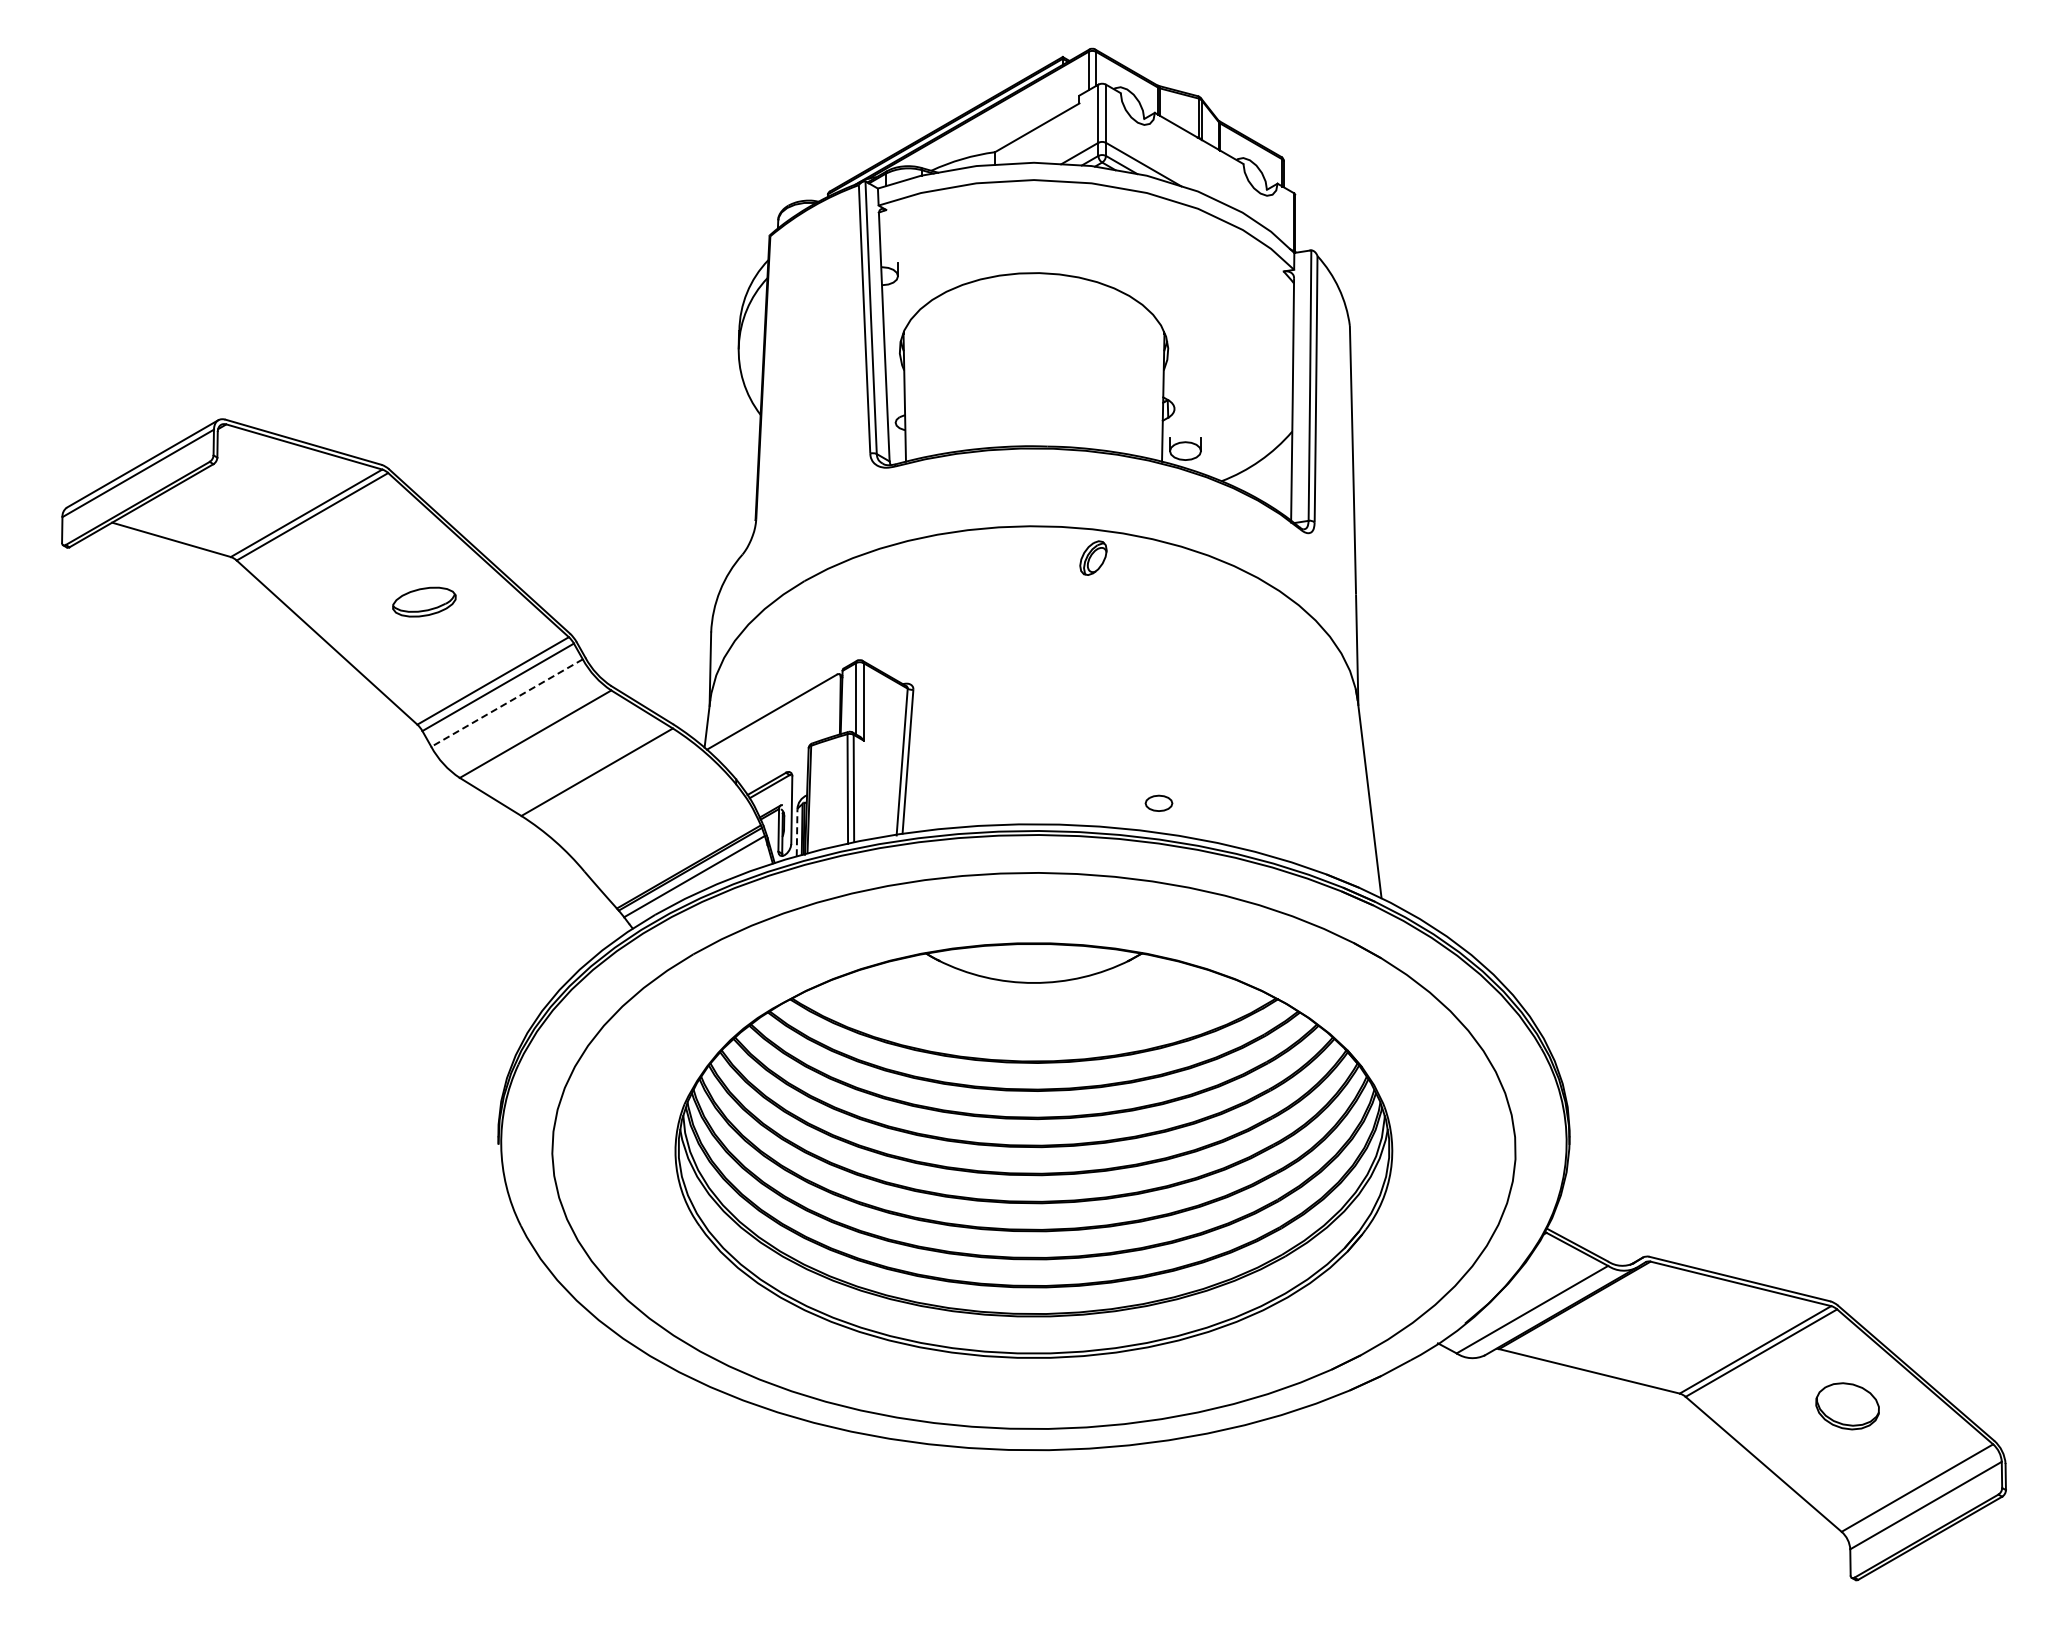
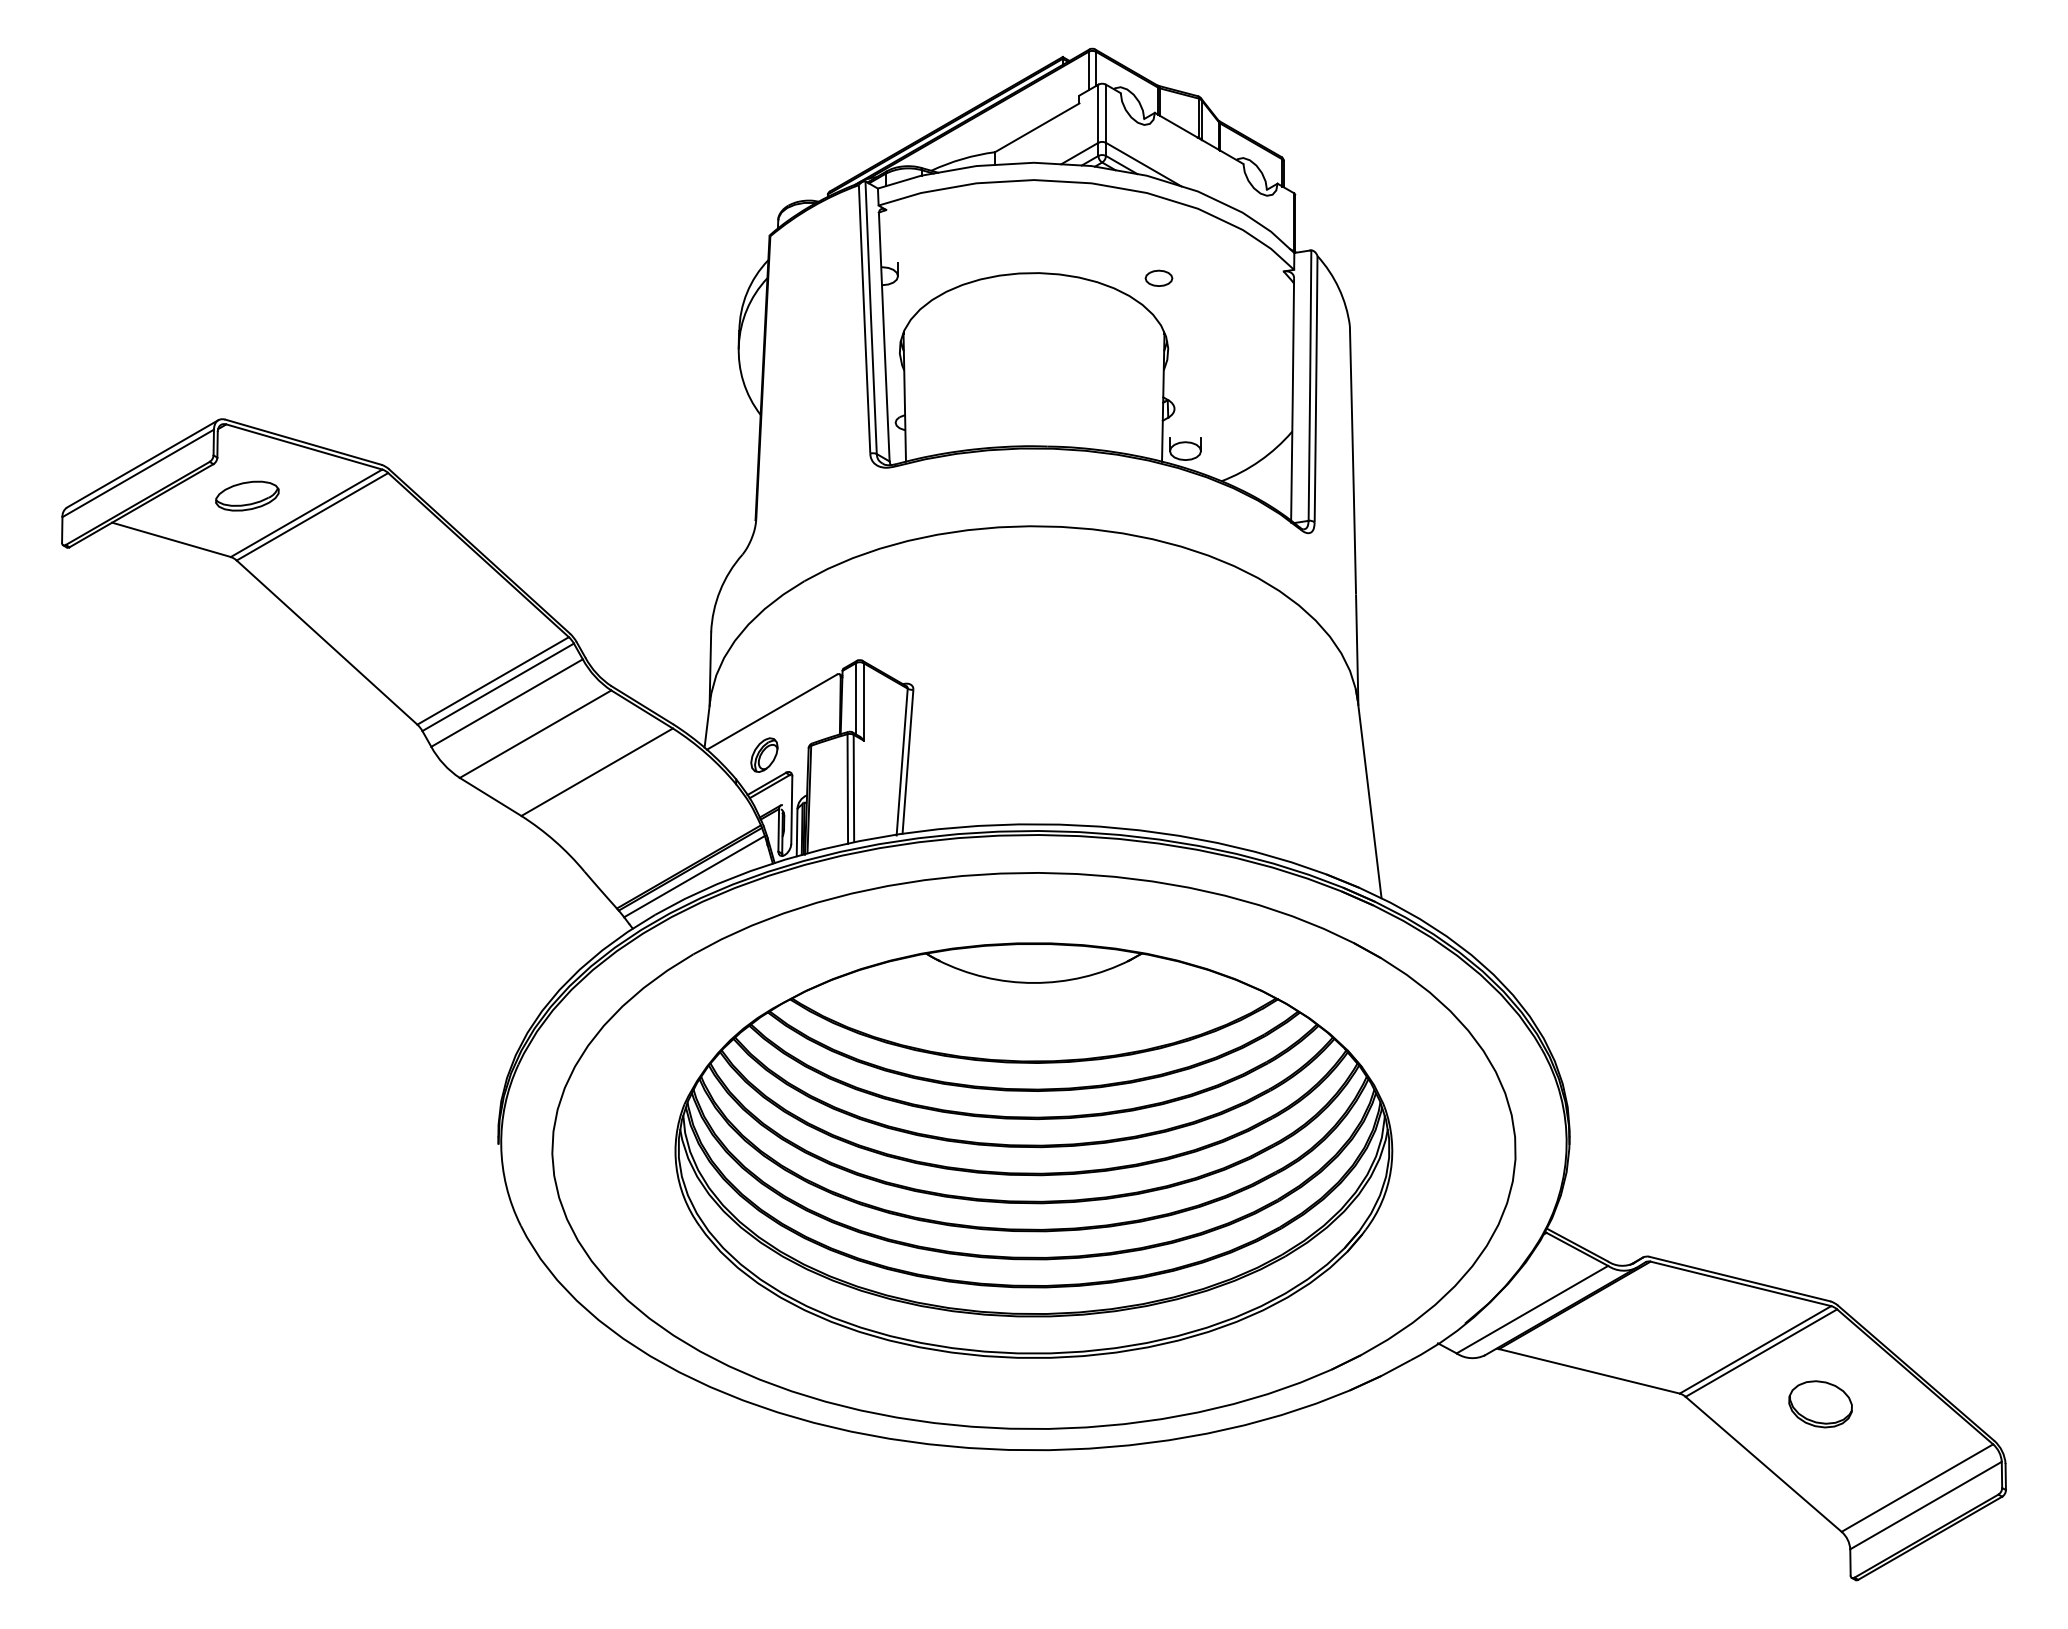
part position: (1093, 557) -> (764, 754) (764, 754)
part position: (424, 601) -> (247, 495) (247, 495)
line: dashed -> solid (506, 703)
part position: (1158, 802) -> (1158, 277) (1158, 277)
line: dashed -> solid (797, 832)
part position: (1847, 1406) -> (1820, 1404) (1820, 1404)
